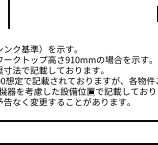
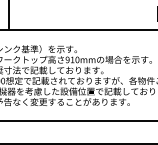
line: none -> present (78, 30)
